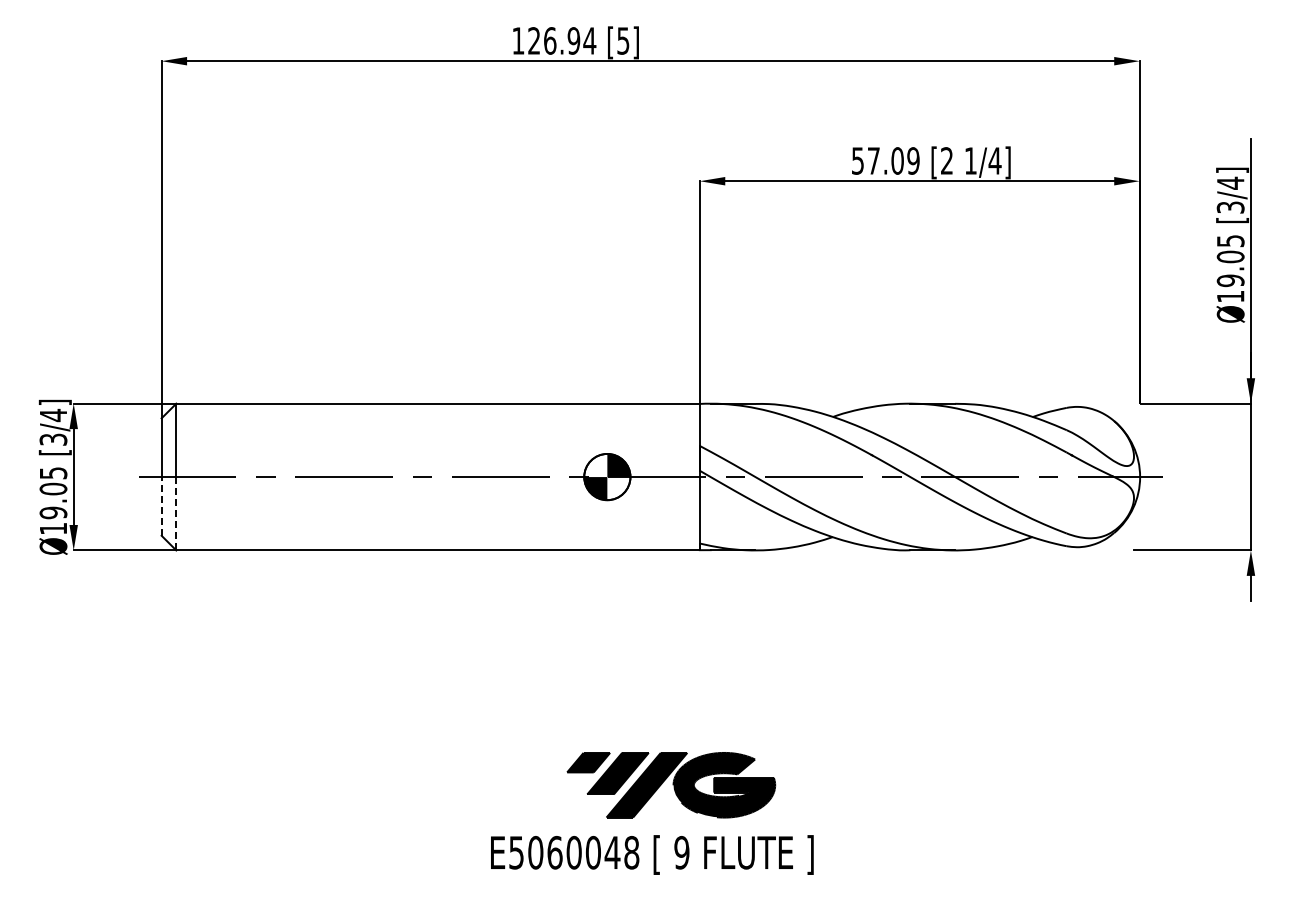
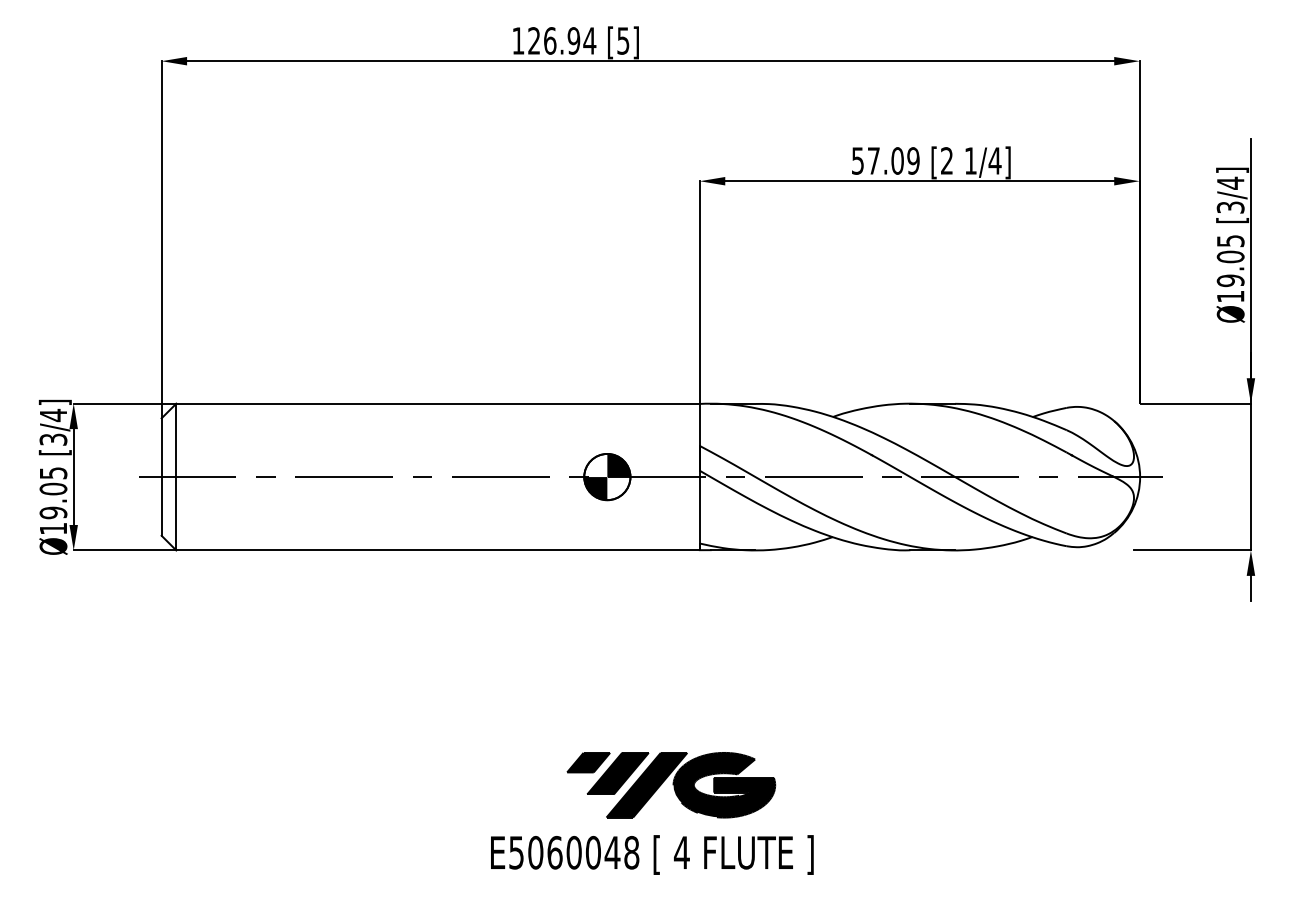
line: dashed -> solid (161, 505)
line: dashed -> solid (176, 513)
text: 9 -> 4 (681, 852)
